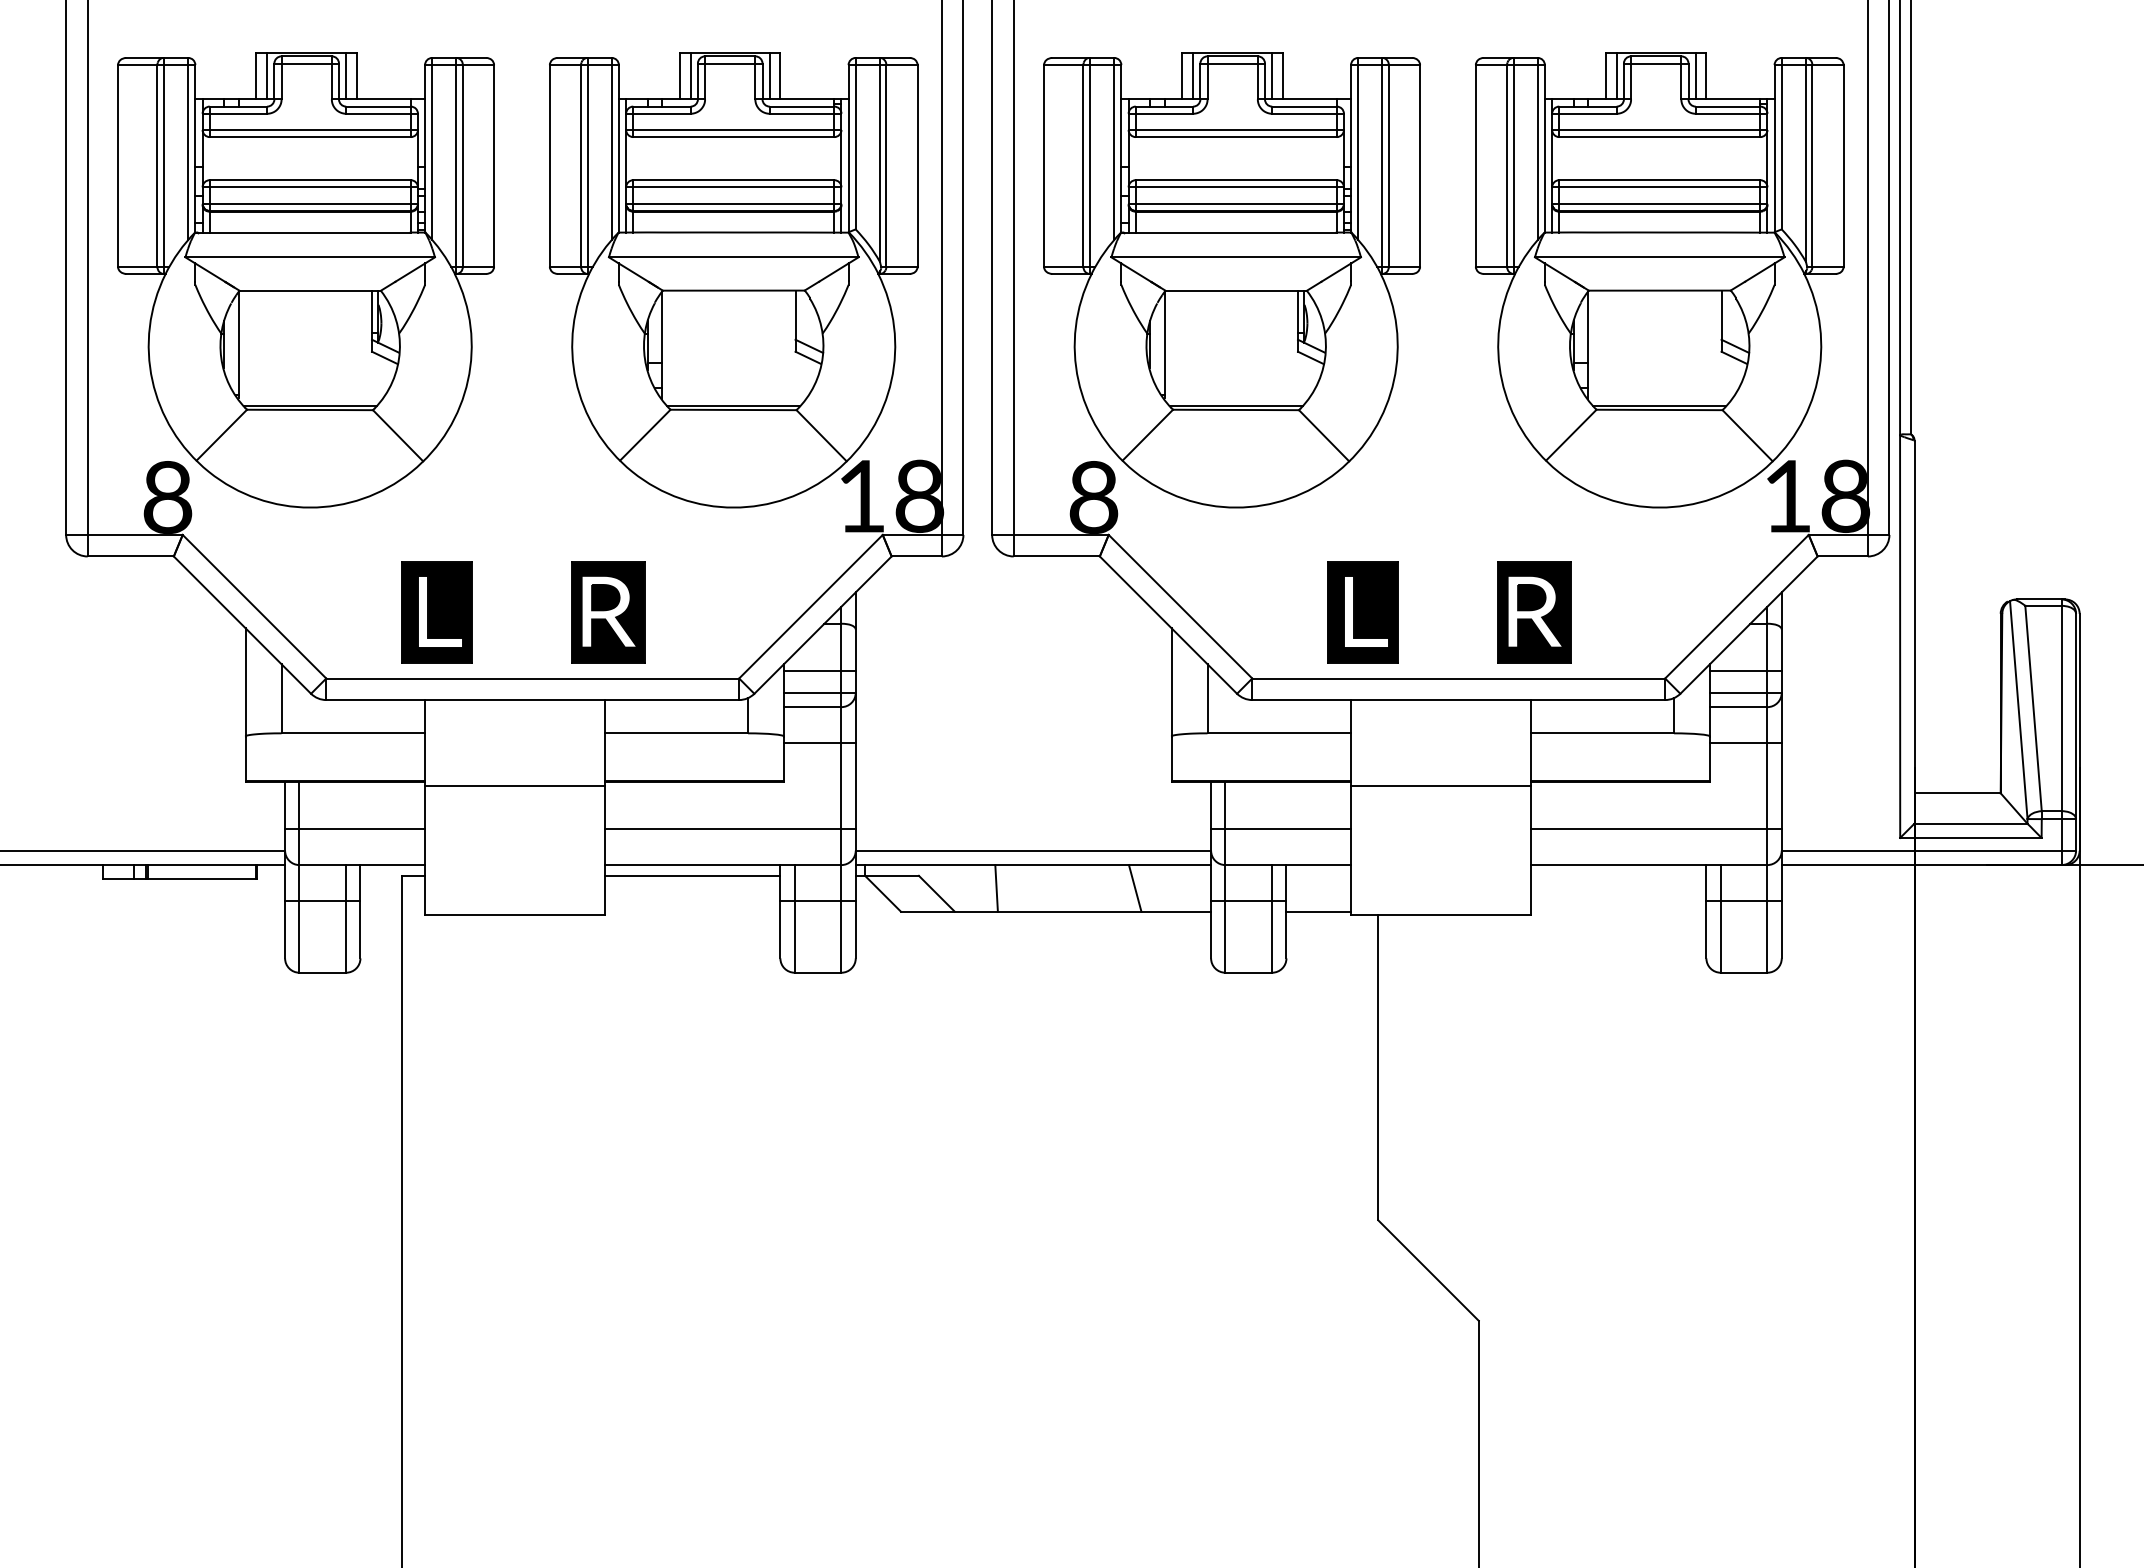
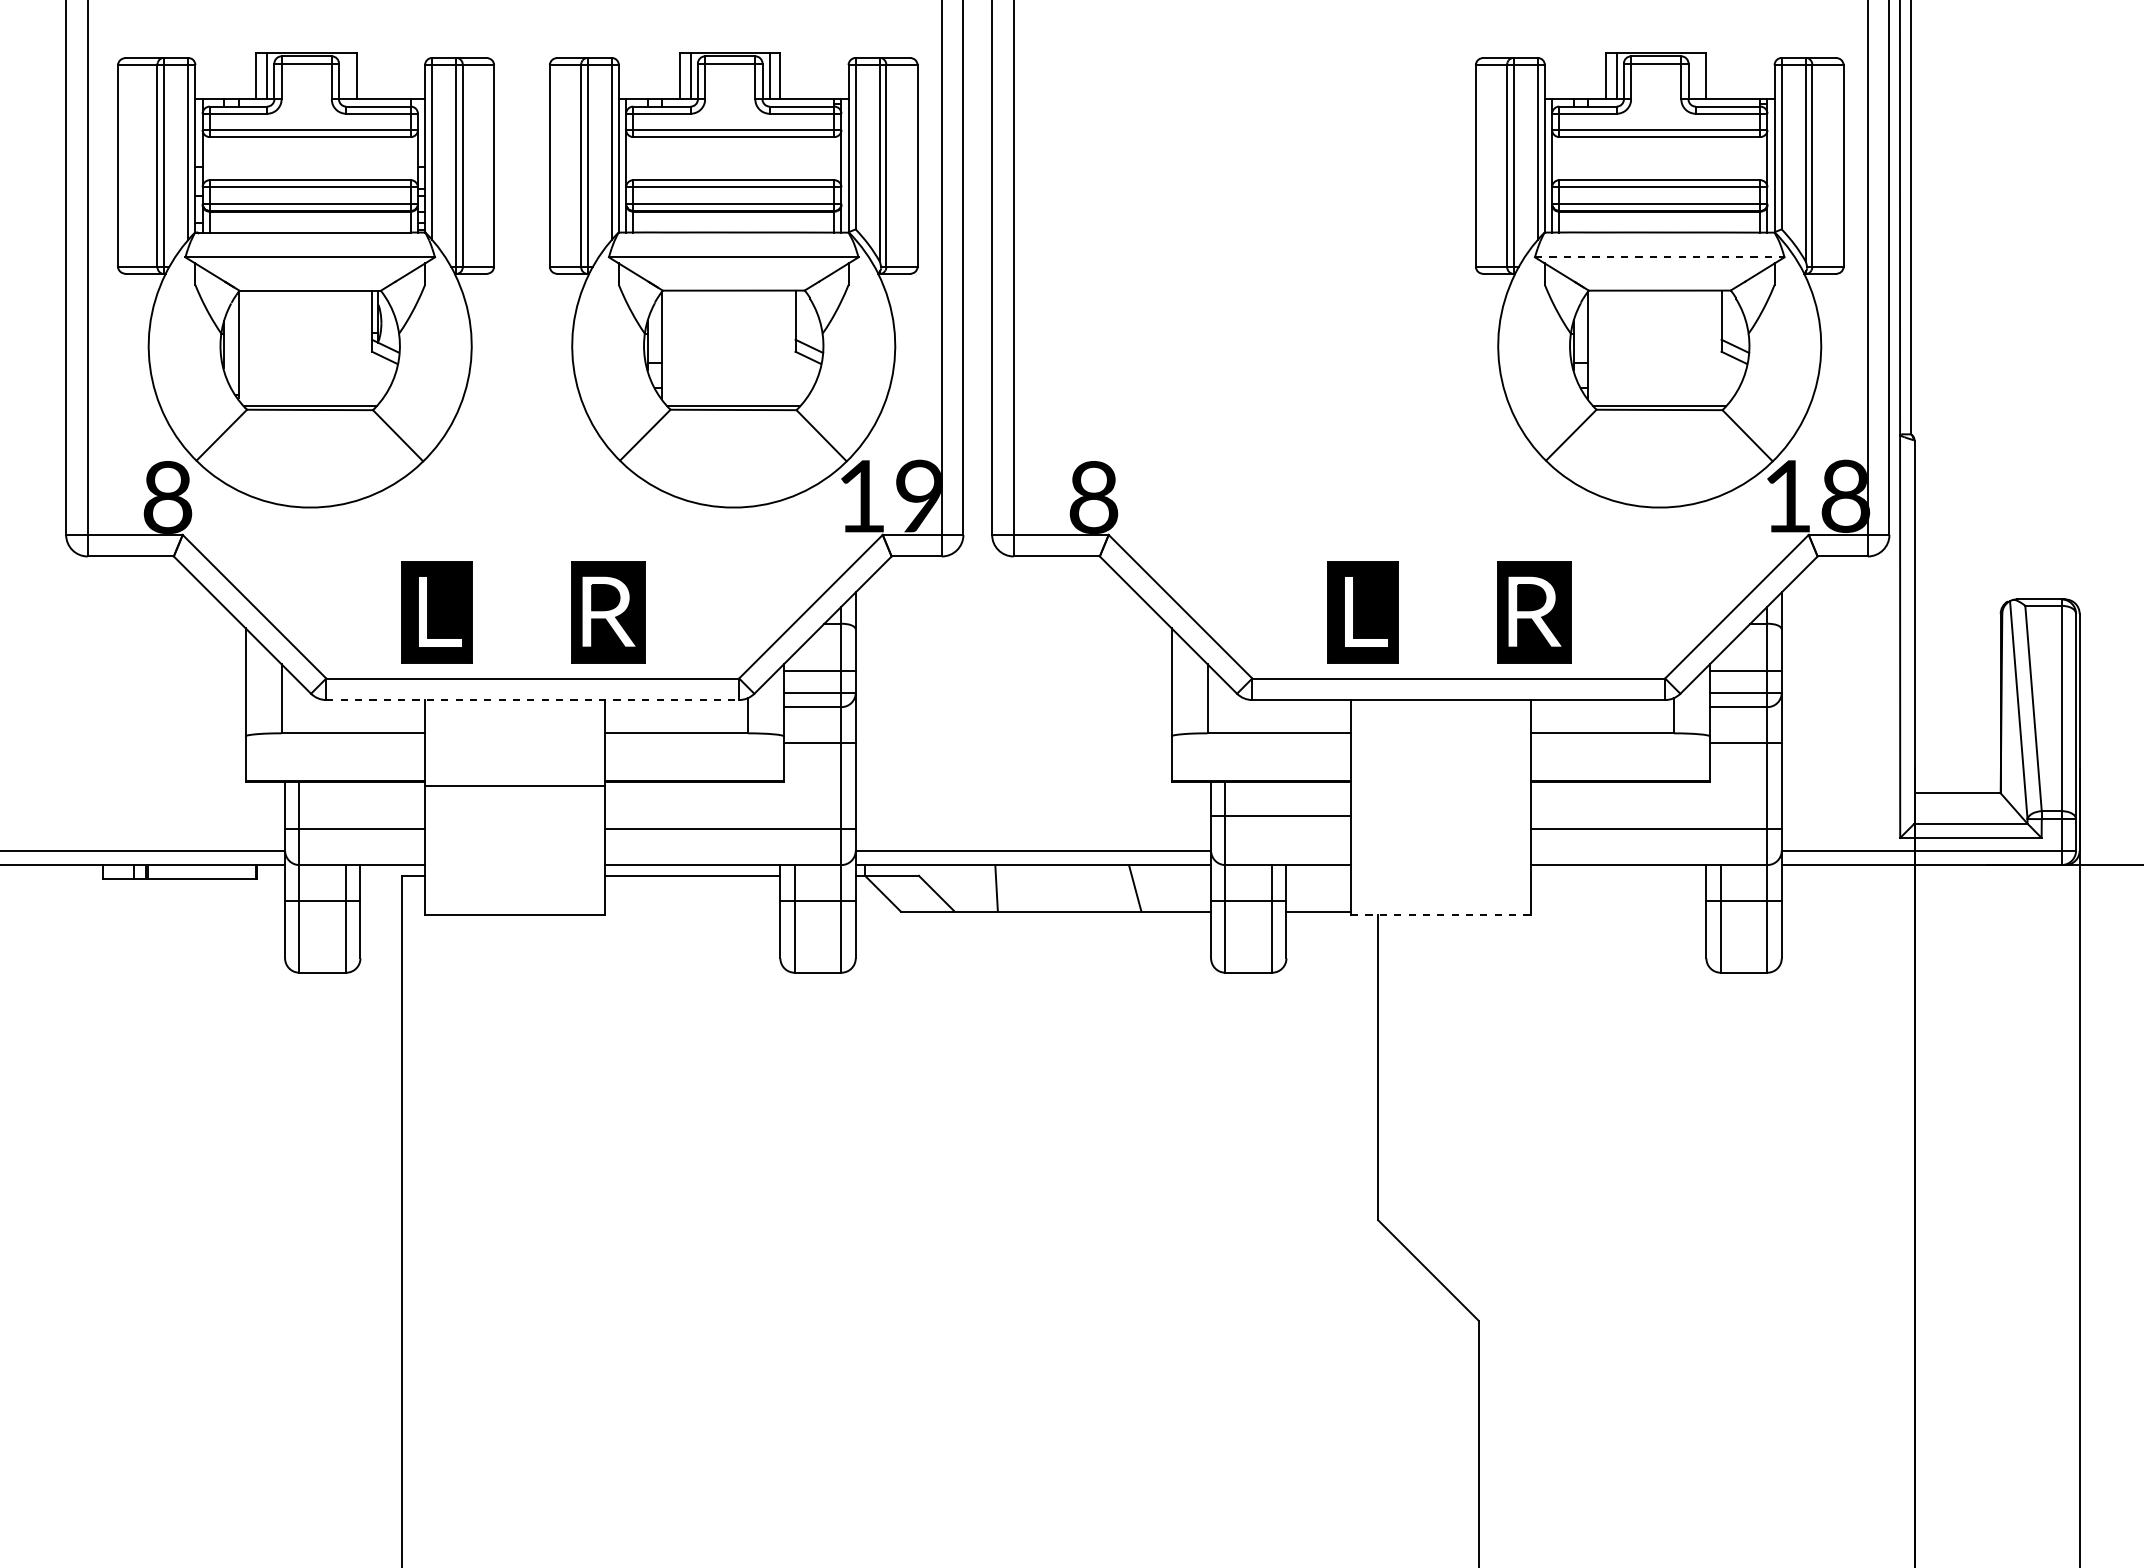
line: present -> none (346, 75)
line: present -> none (1695, 75)
line: solid -> dashed (1659, 257)
part: present -> none (1231, 280)
text: 18 -> 19 (919, 497)
line: solid -> dashed (533, 700)
line: present -> none (1440, 786)
line position: (1281, 829) -> (1281, 816) (1281, 816)
line: solid -> dashed (1440, 915)
